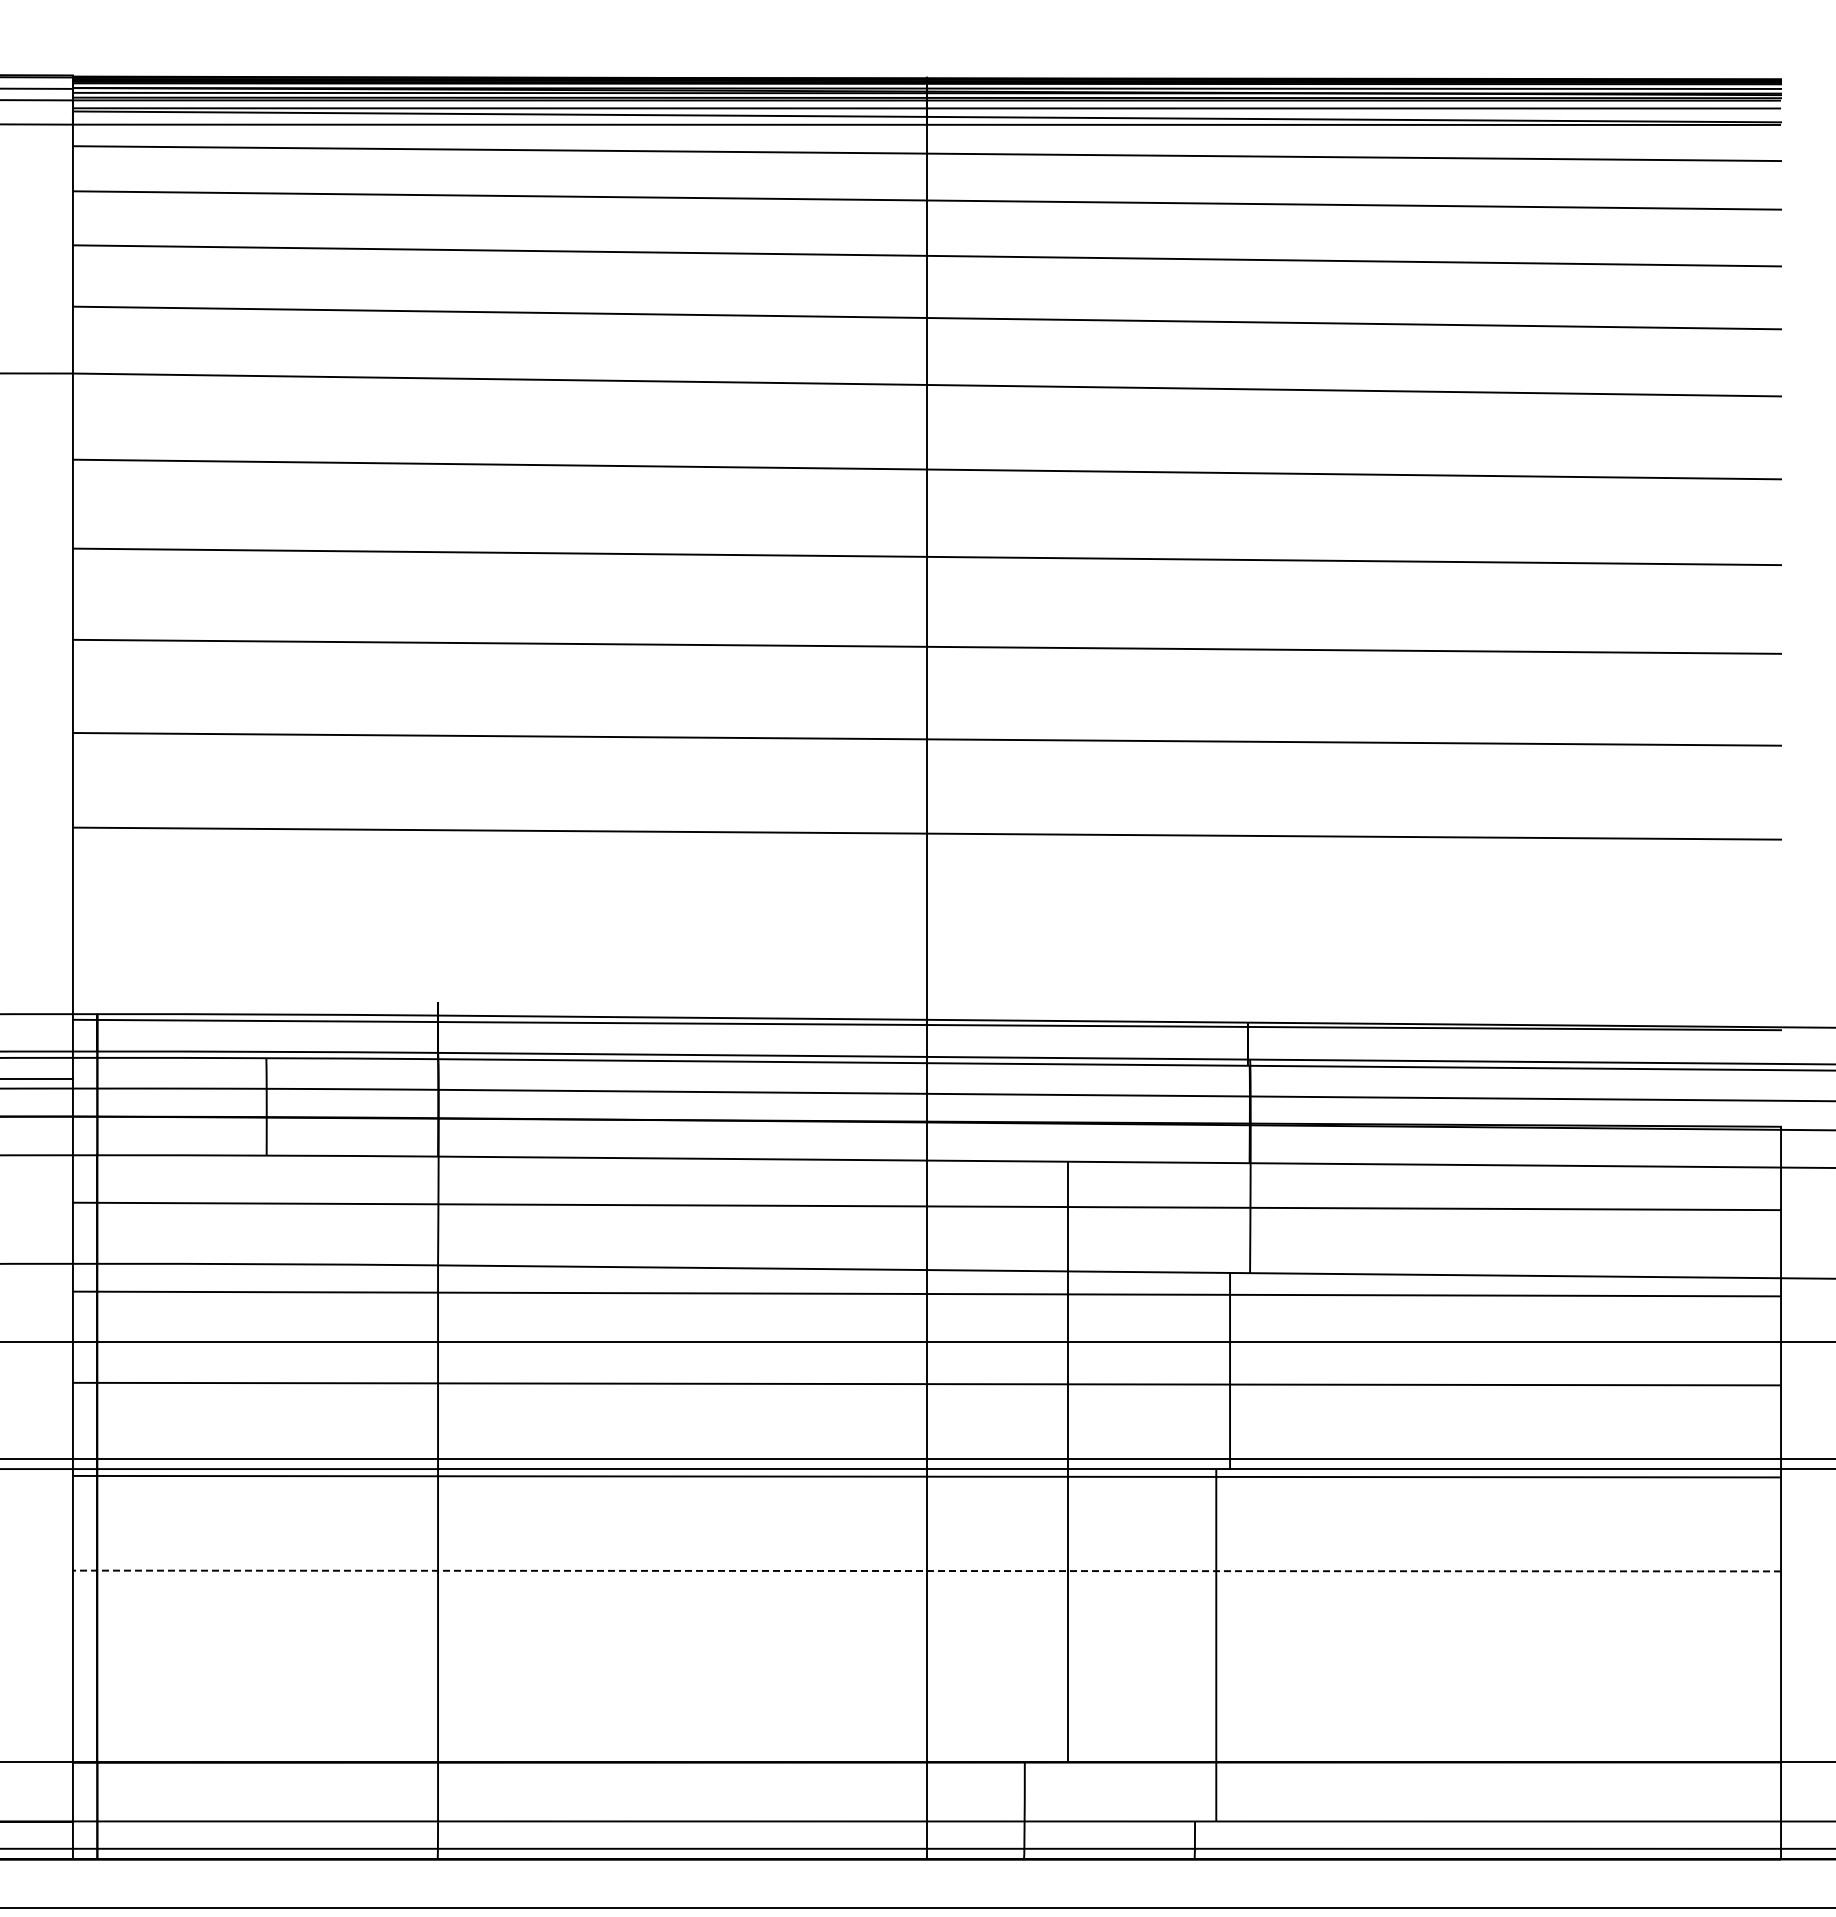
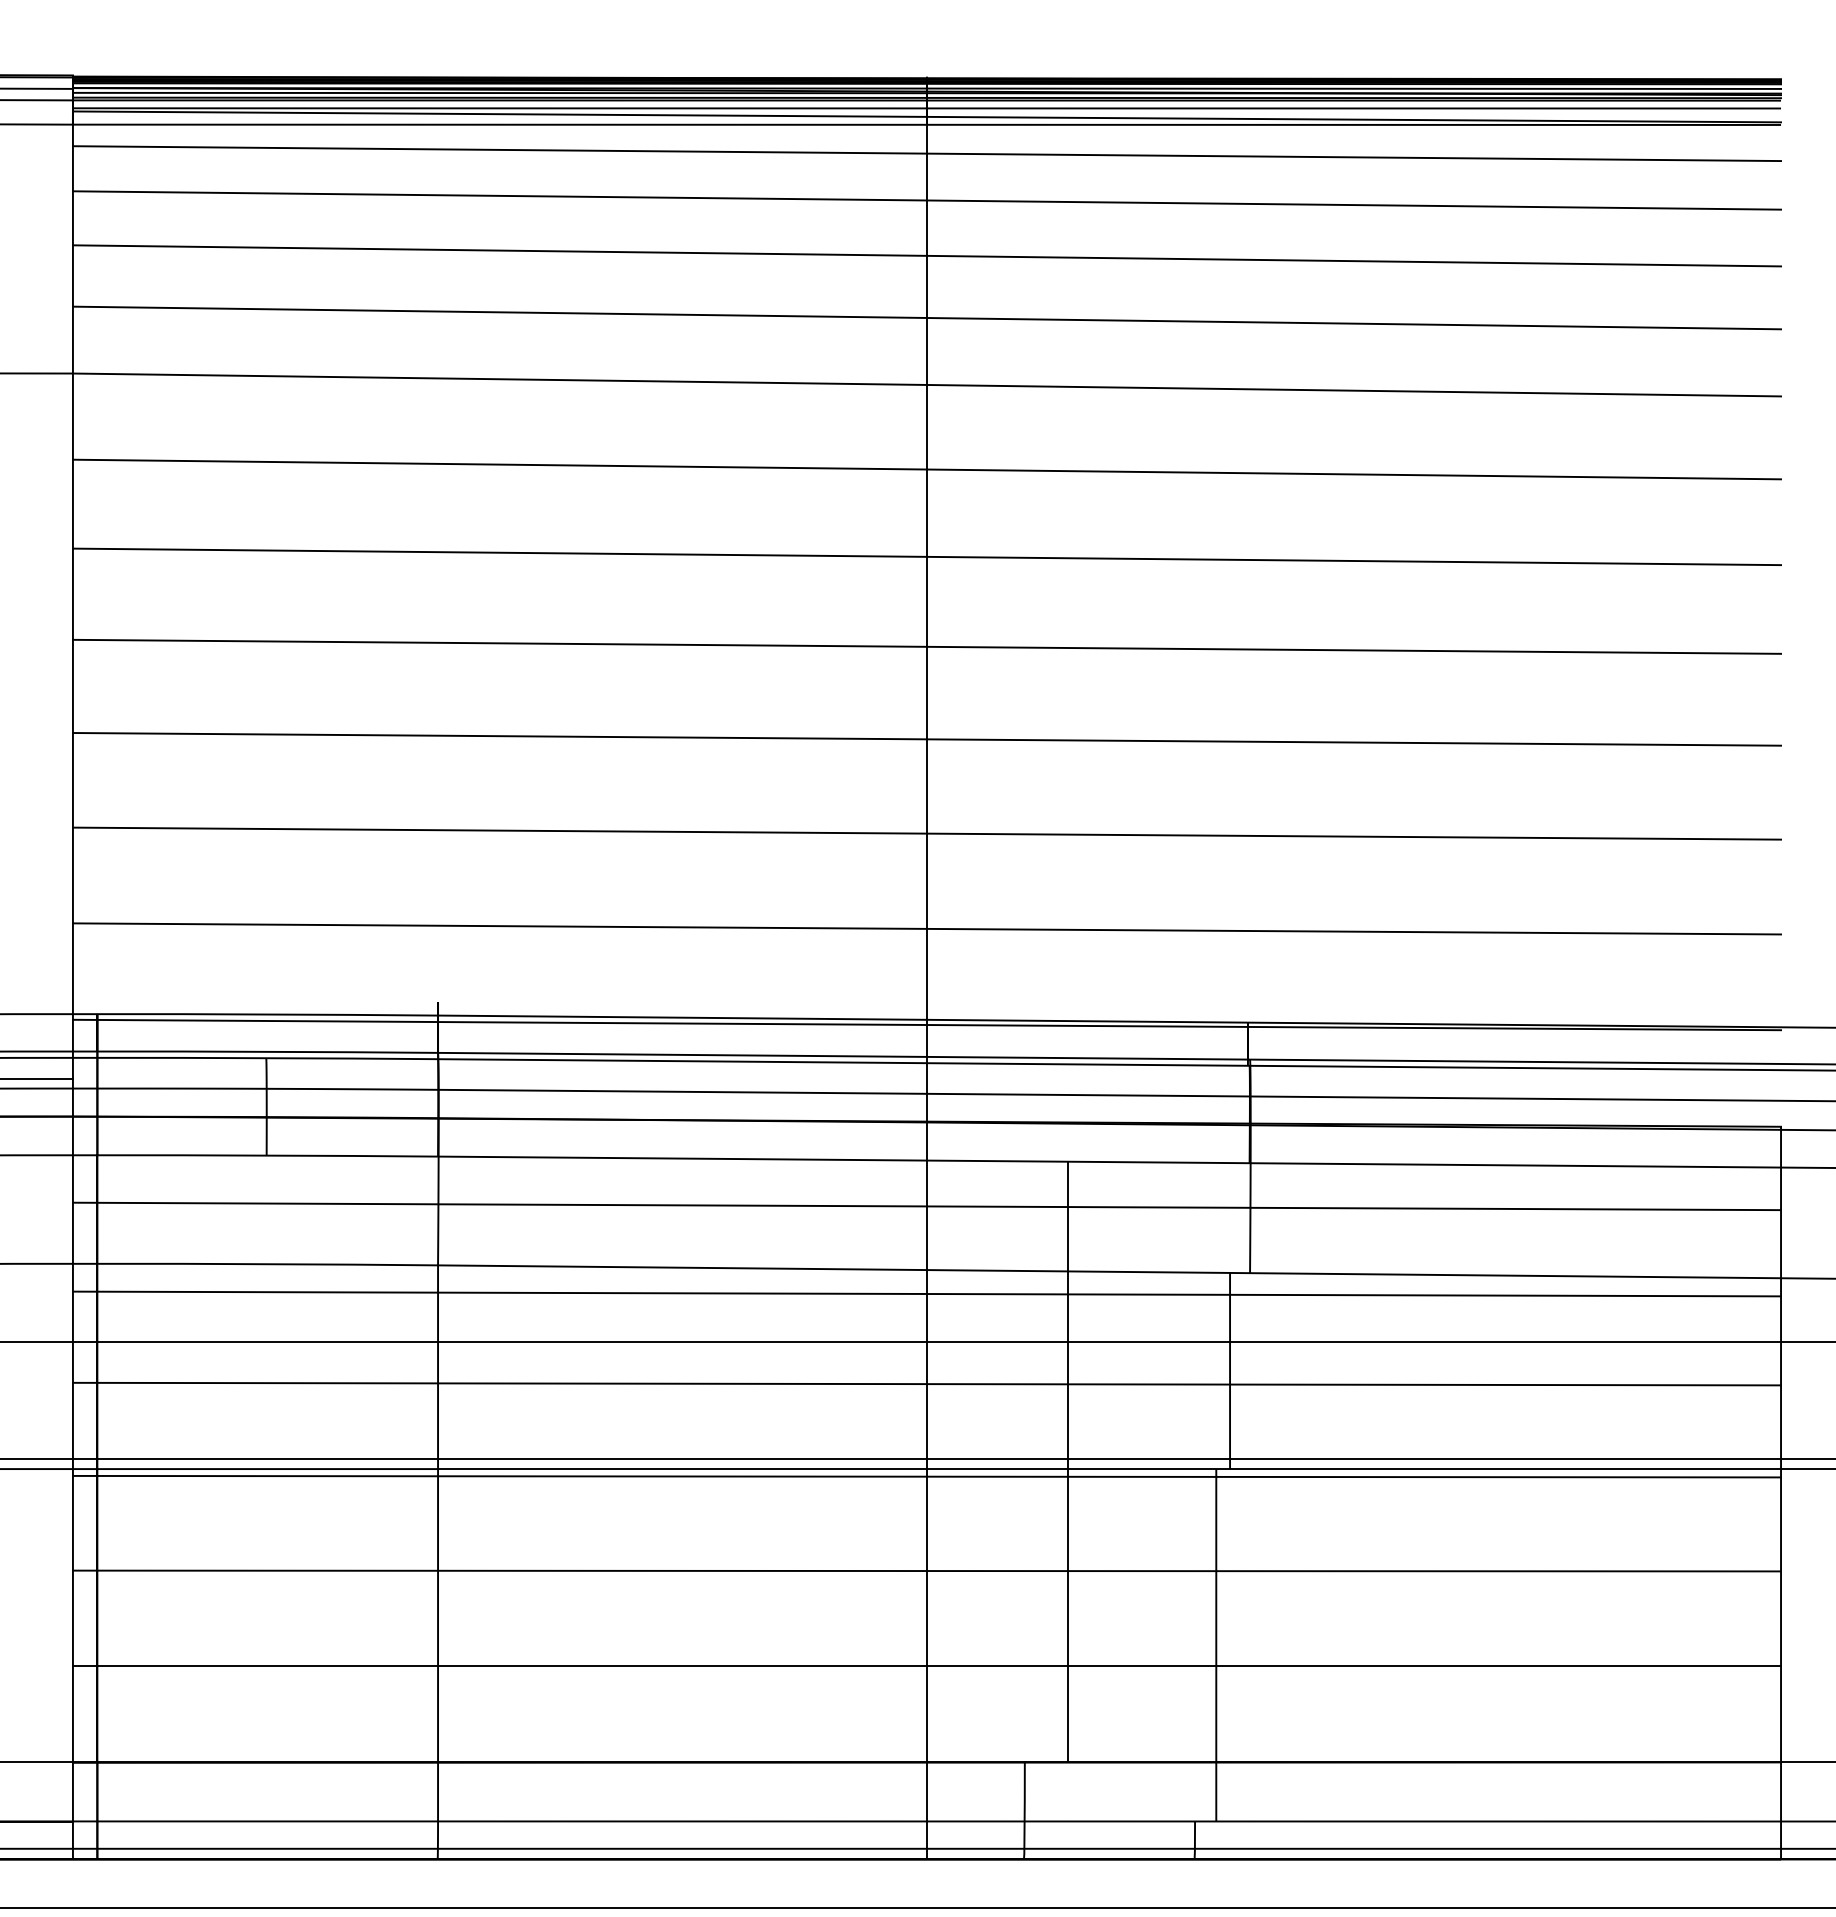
line: none -> present (926, 928)
line: dashed -> solid (926, 1571)
line: none -> present (926, 1666)
